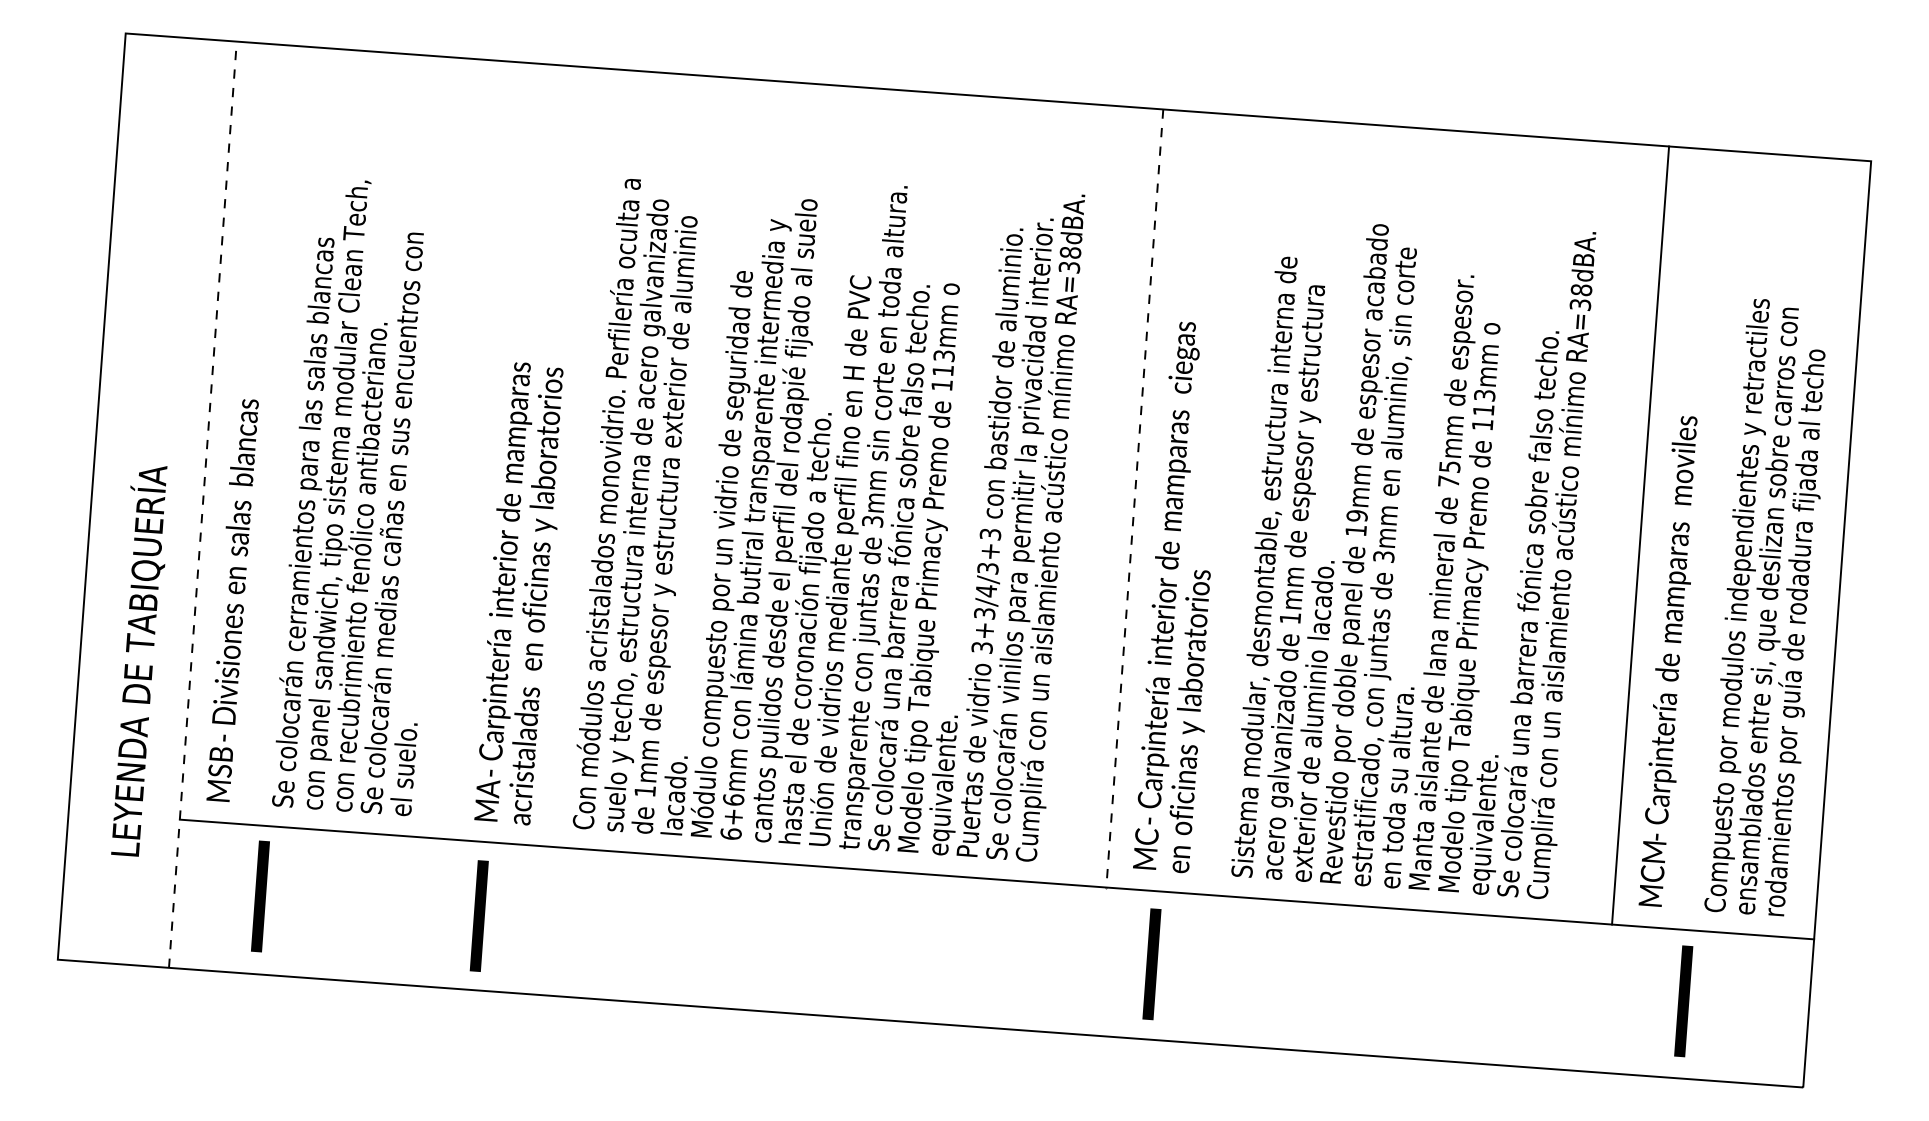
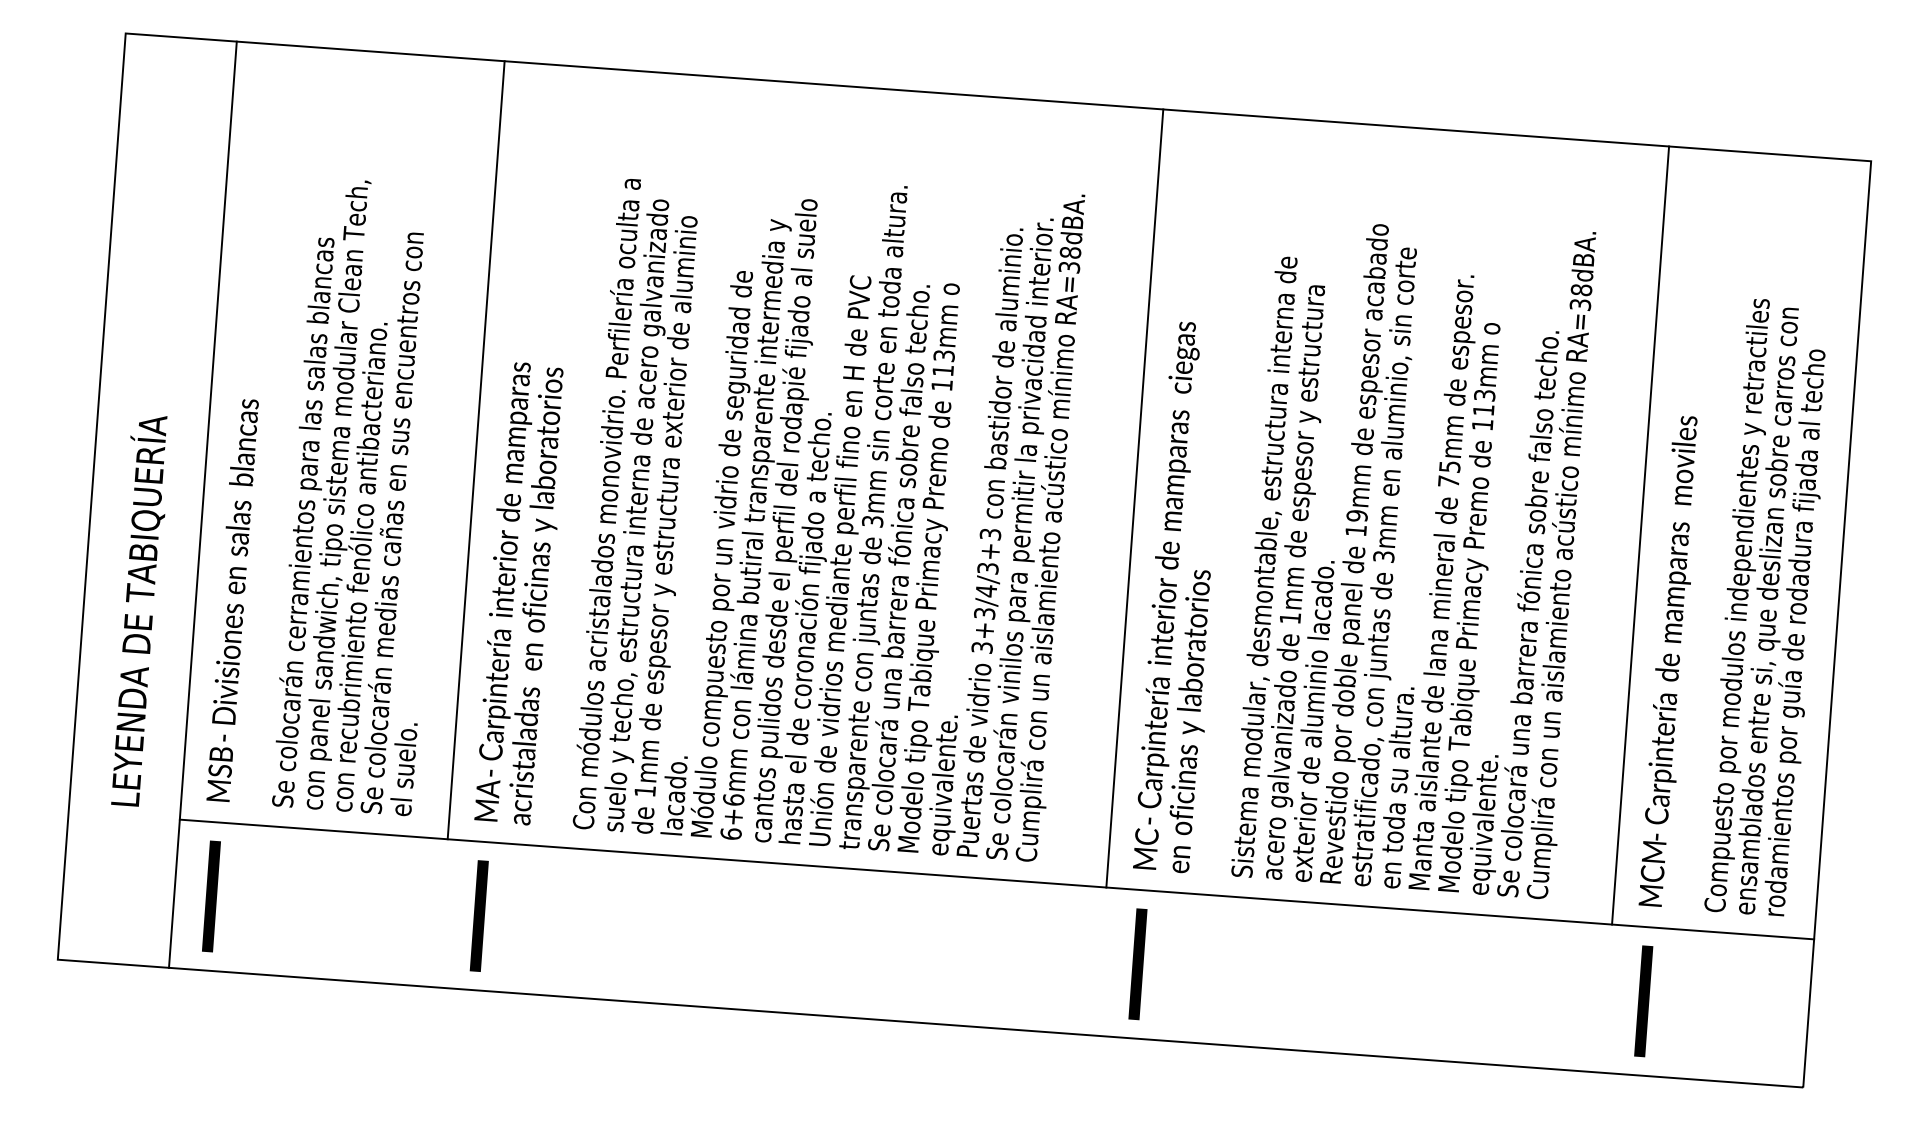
line: none -> present (475, 450)
line: dashed -> solid (1134, 499)
line: dashed -> solid (202, 504)
text position: (139, 661) -> (139, 611) (139, 611)
line position: (260, 896) -> (211, 896) (211, 896)
line position: (1151, 964) -> (1137, 964) (1137, 964)
line position: (1683, 1001) -> (1643, 1001) (1643, 1001)
